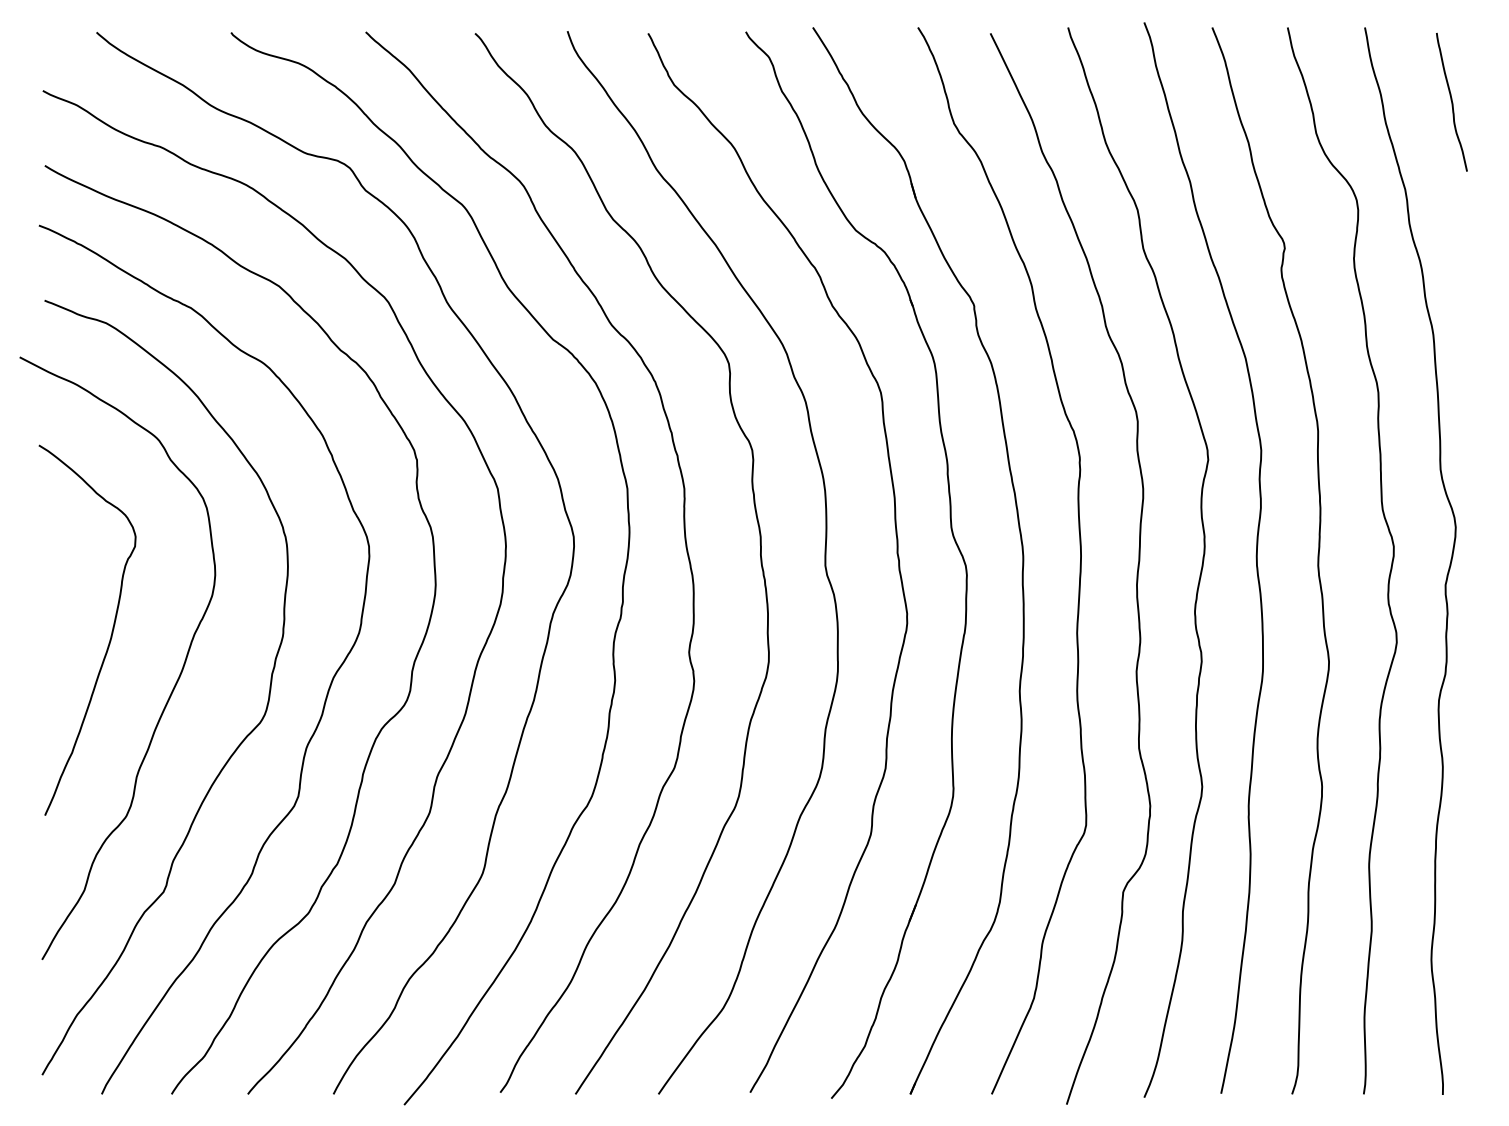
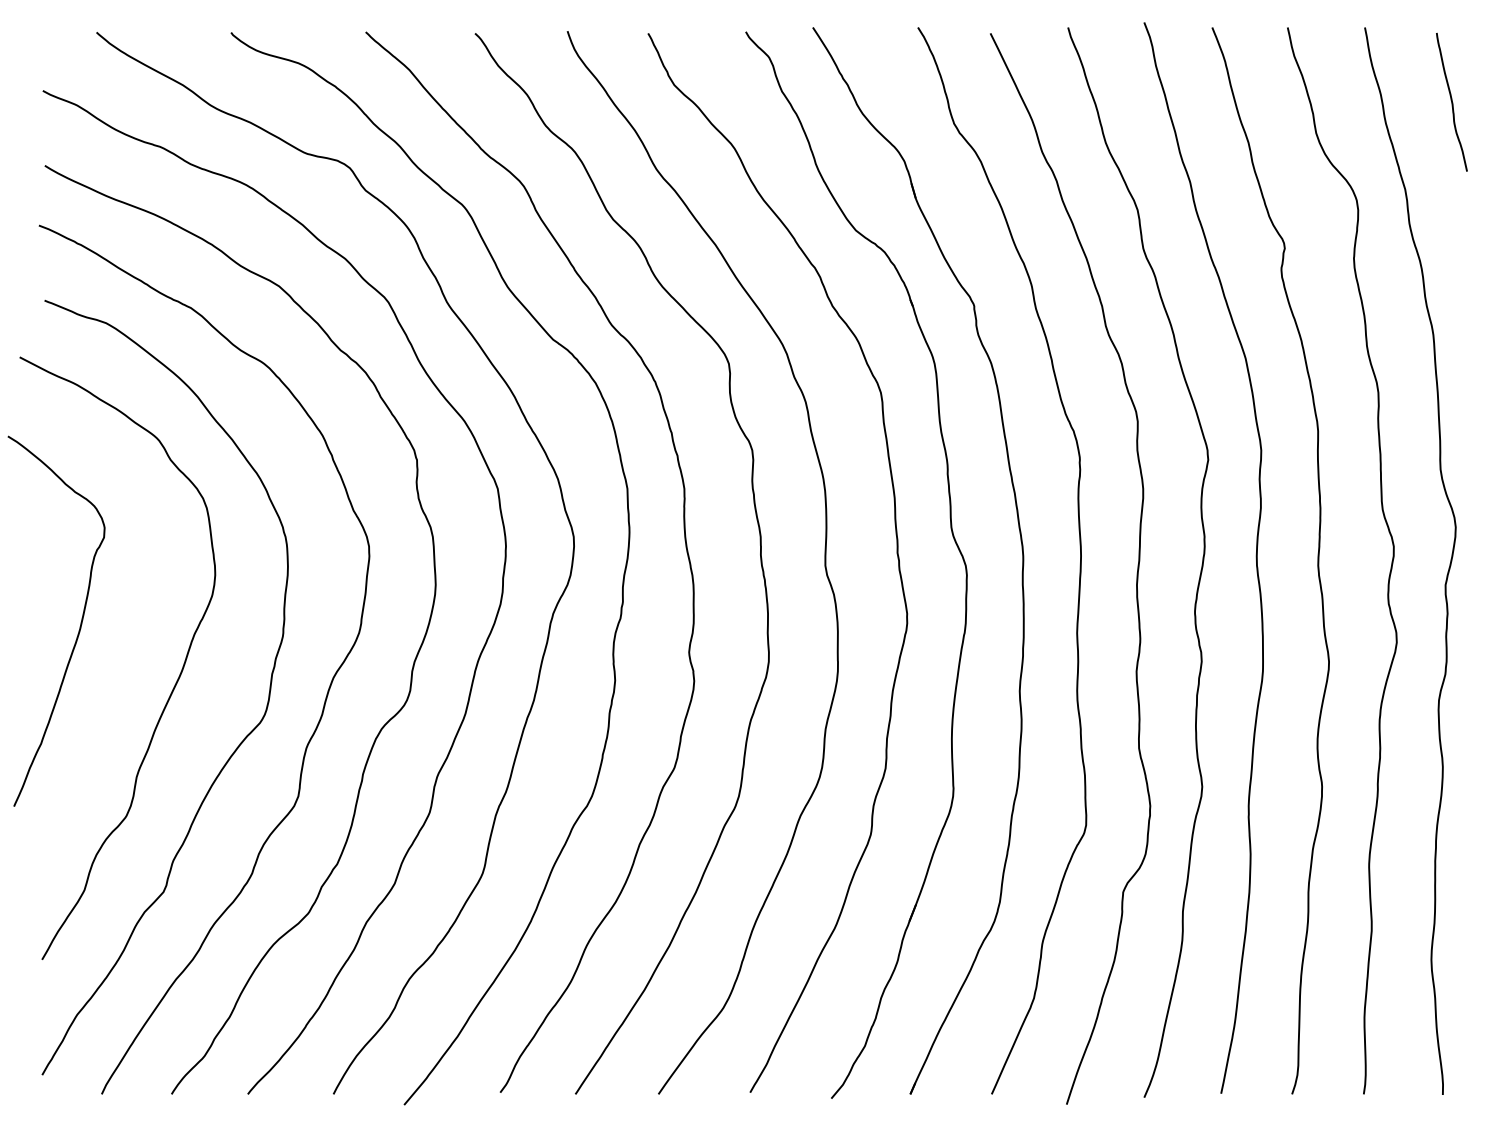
curve position: (110, 635) -> (79, 626) (79, 626)
